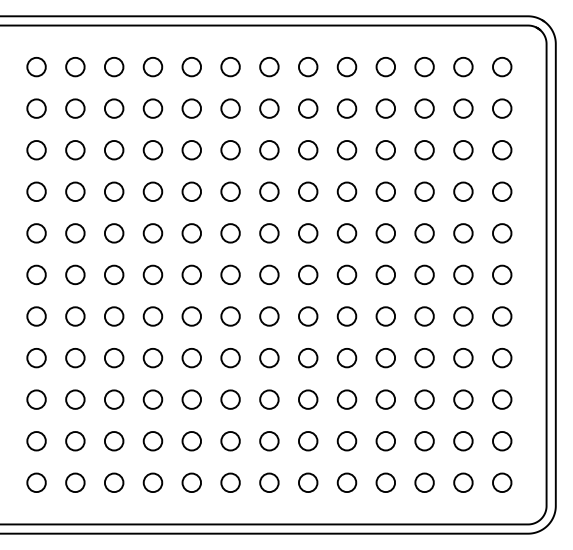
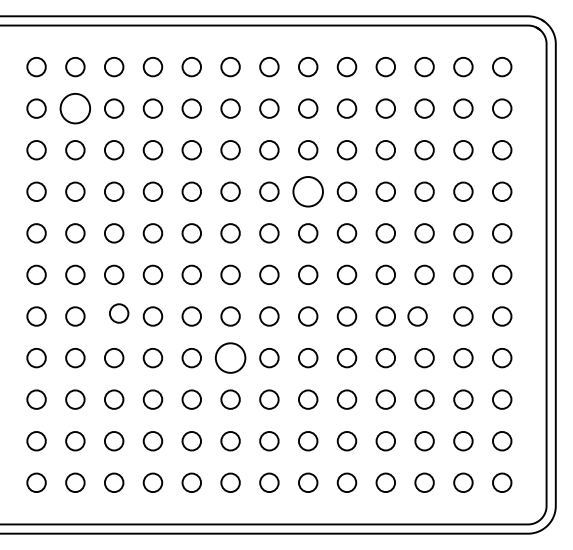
circle diameter: 18 px -> 30 px (75, 108)
circle diameter: 18 px -> 30 px (307, 191)
circle position: (114, 316) -> (119, 313) (119, 313)
circle position: (424, 316) -> (417, 316) (417, 316)
circle diameter: 18 px -> 30 px (230, 357)
